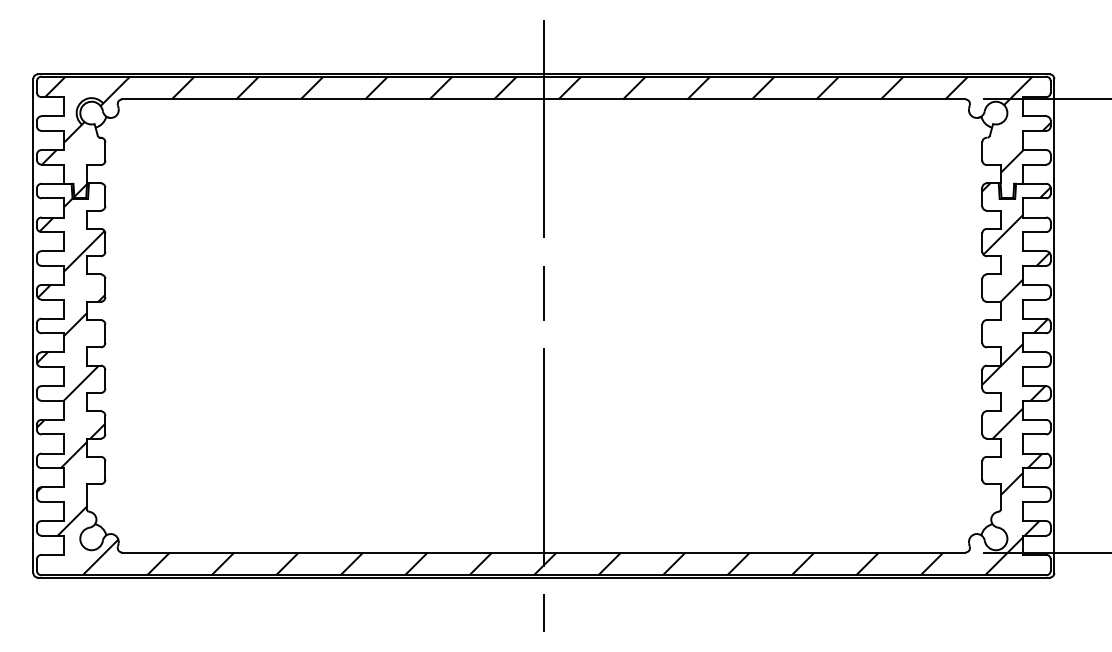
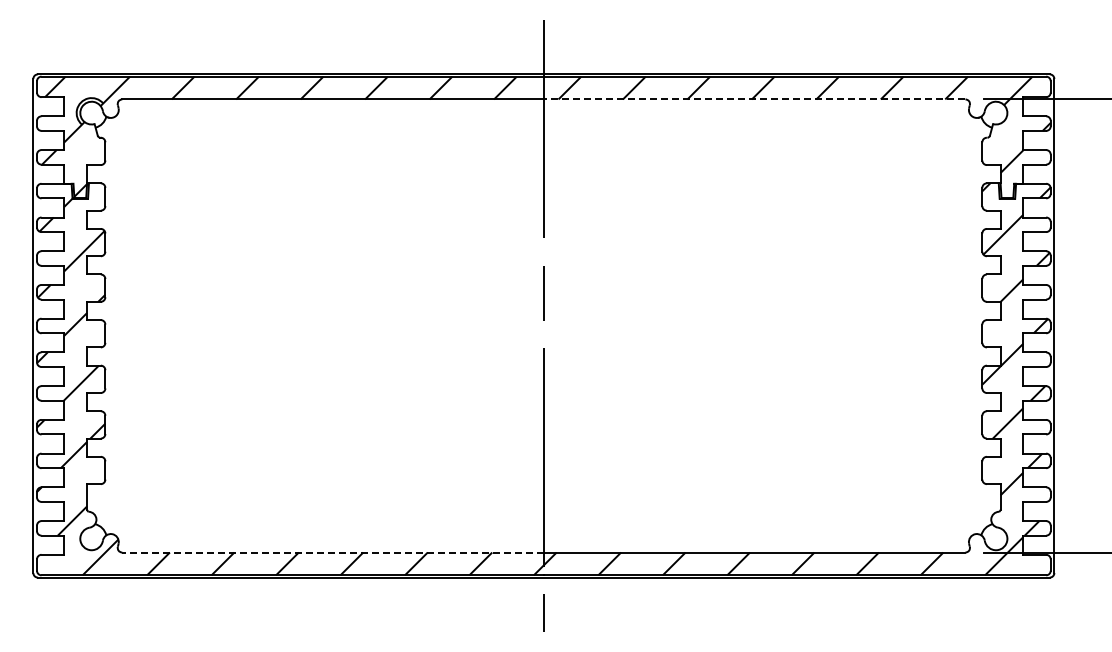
line: solid -> dashed (754, 99)
line: solid -> dashed (333, 552)
